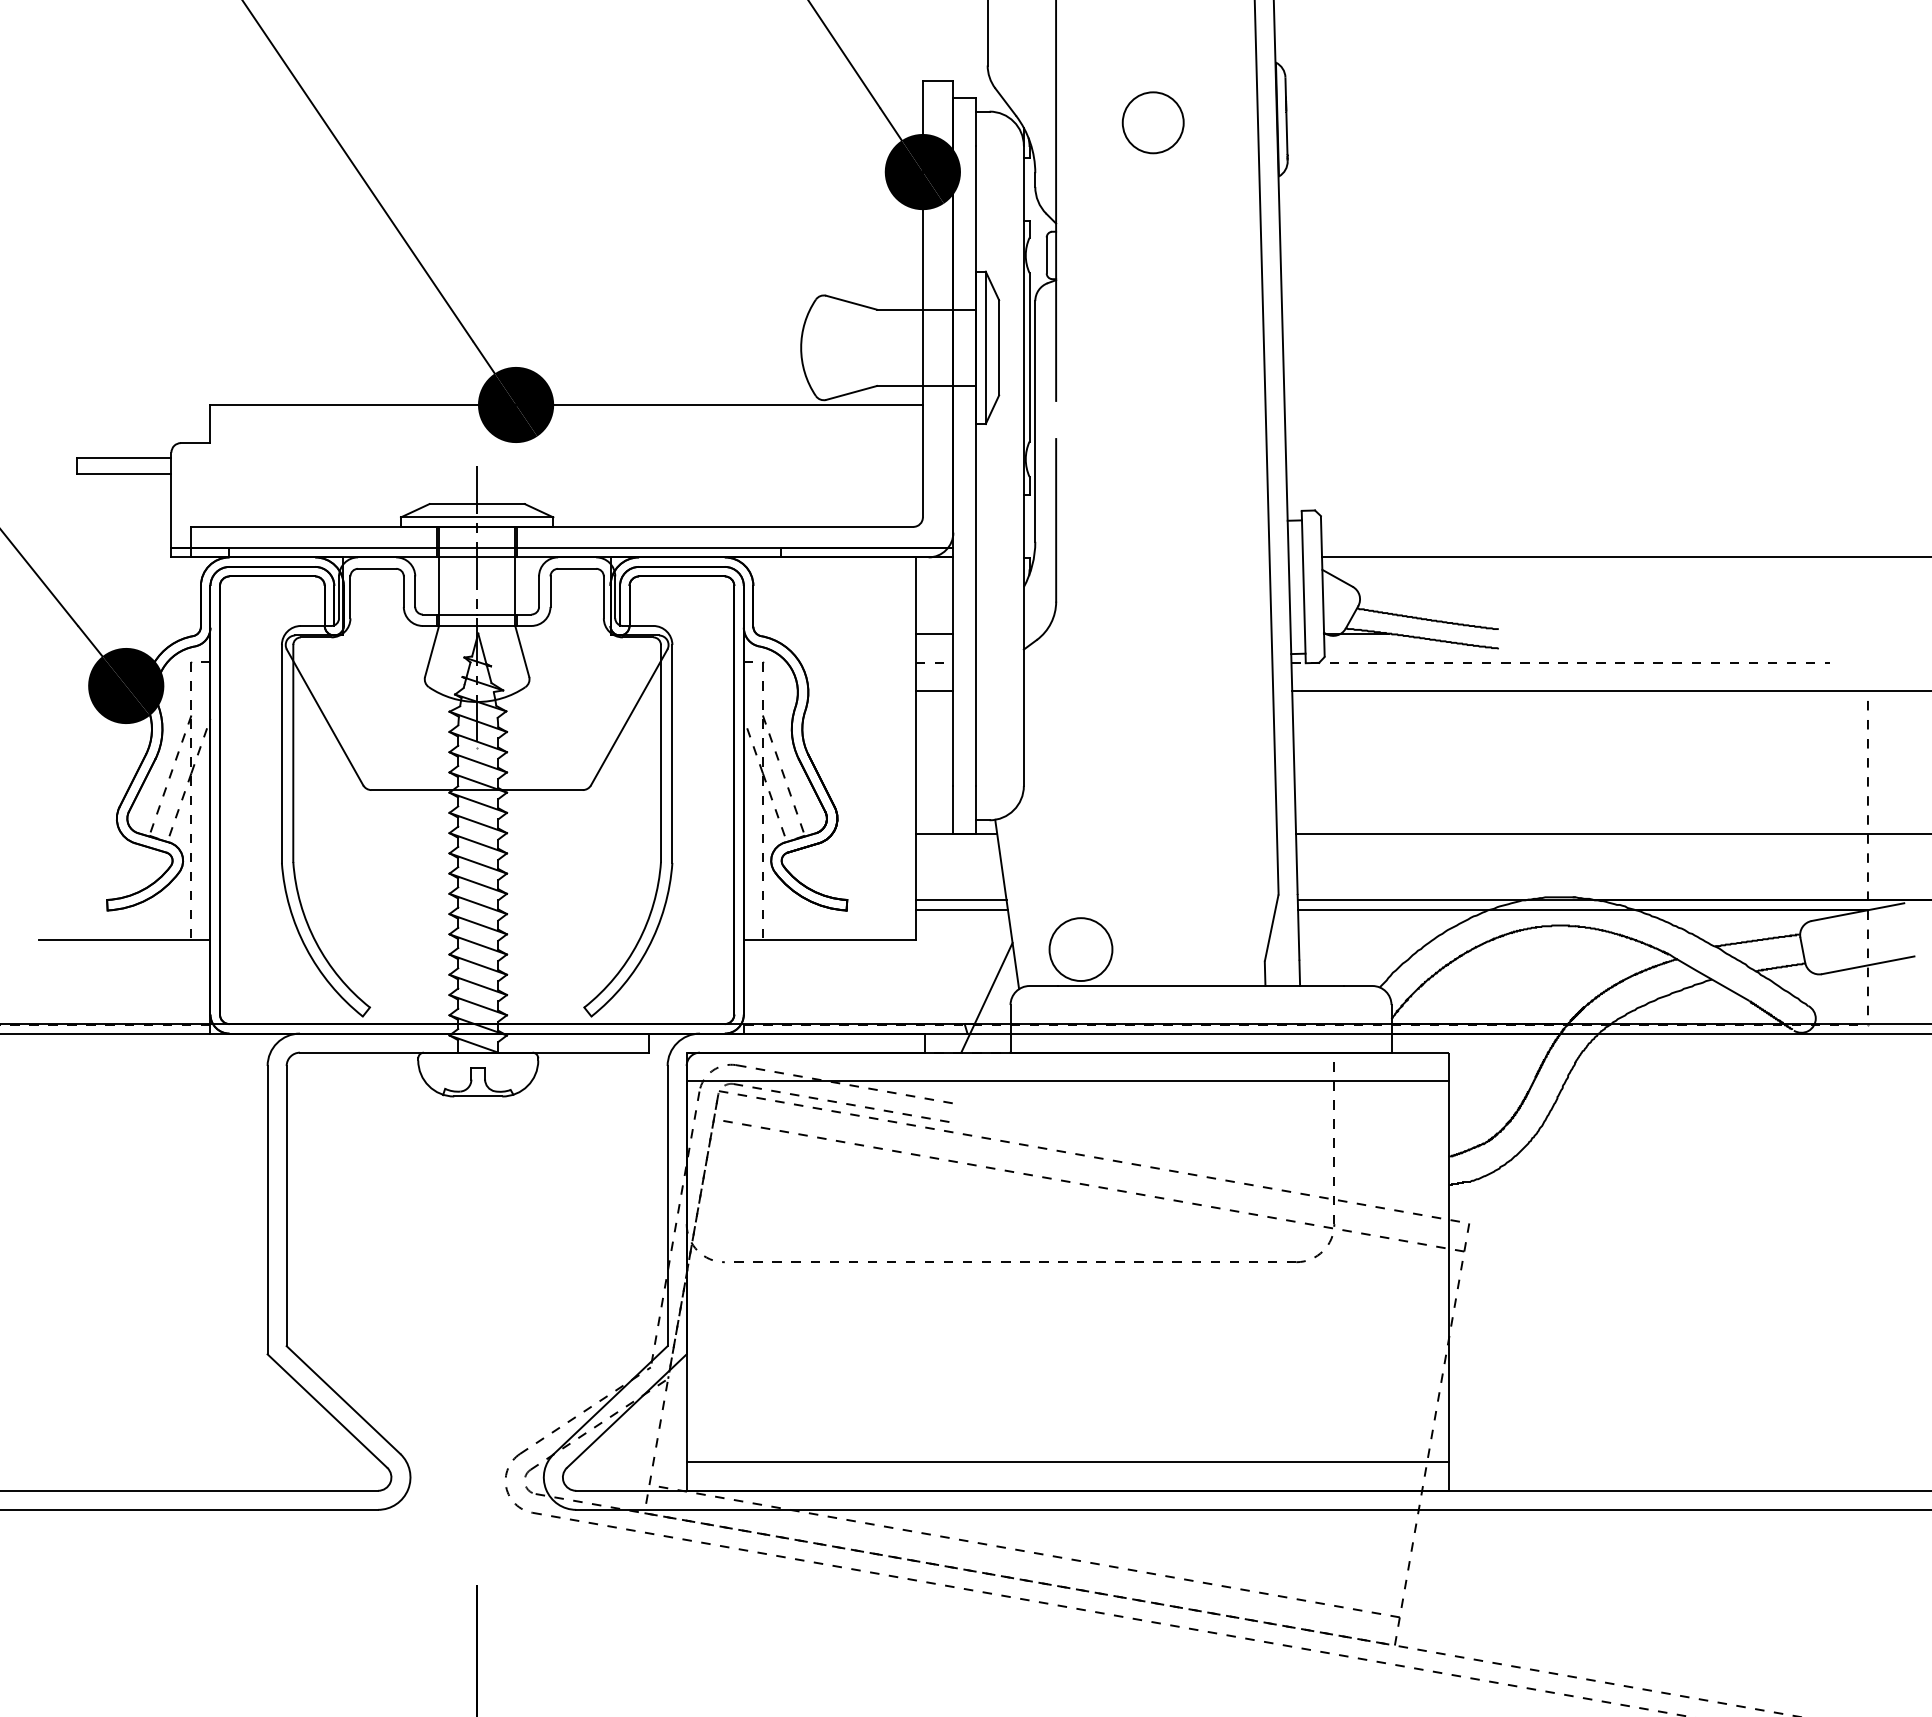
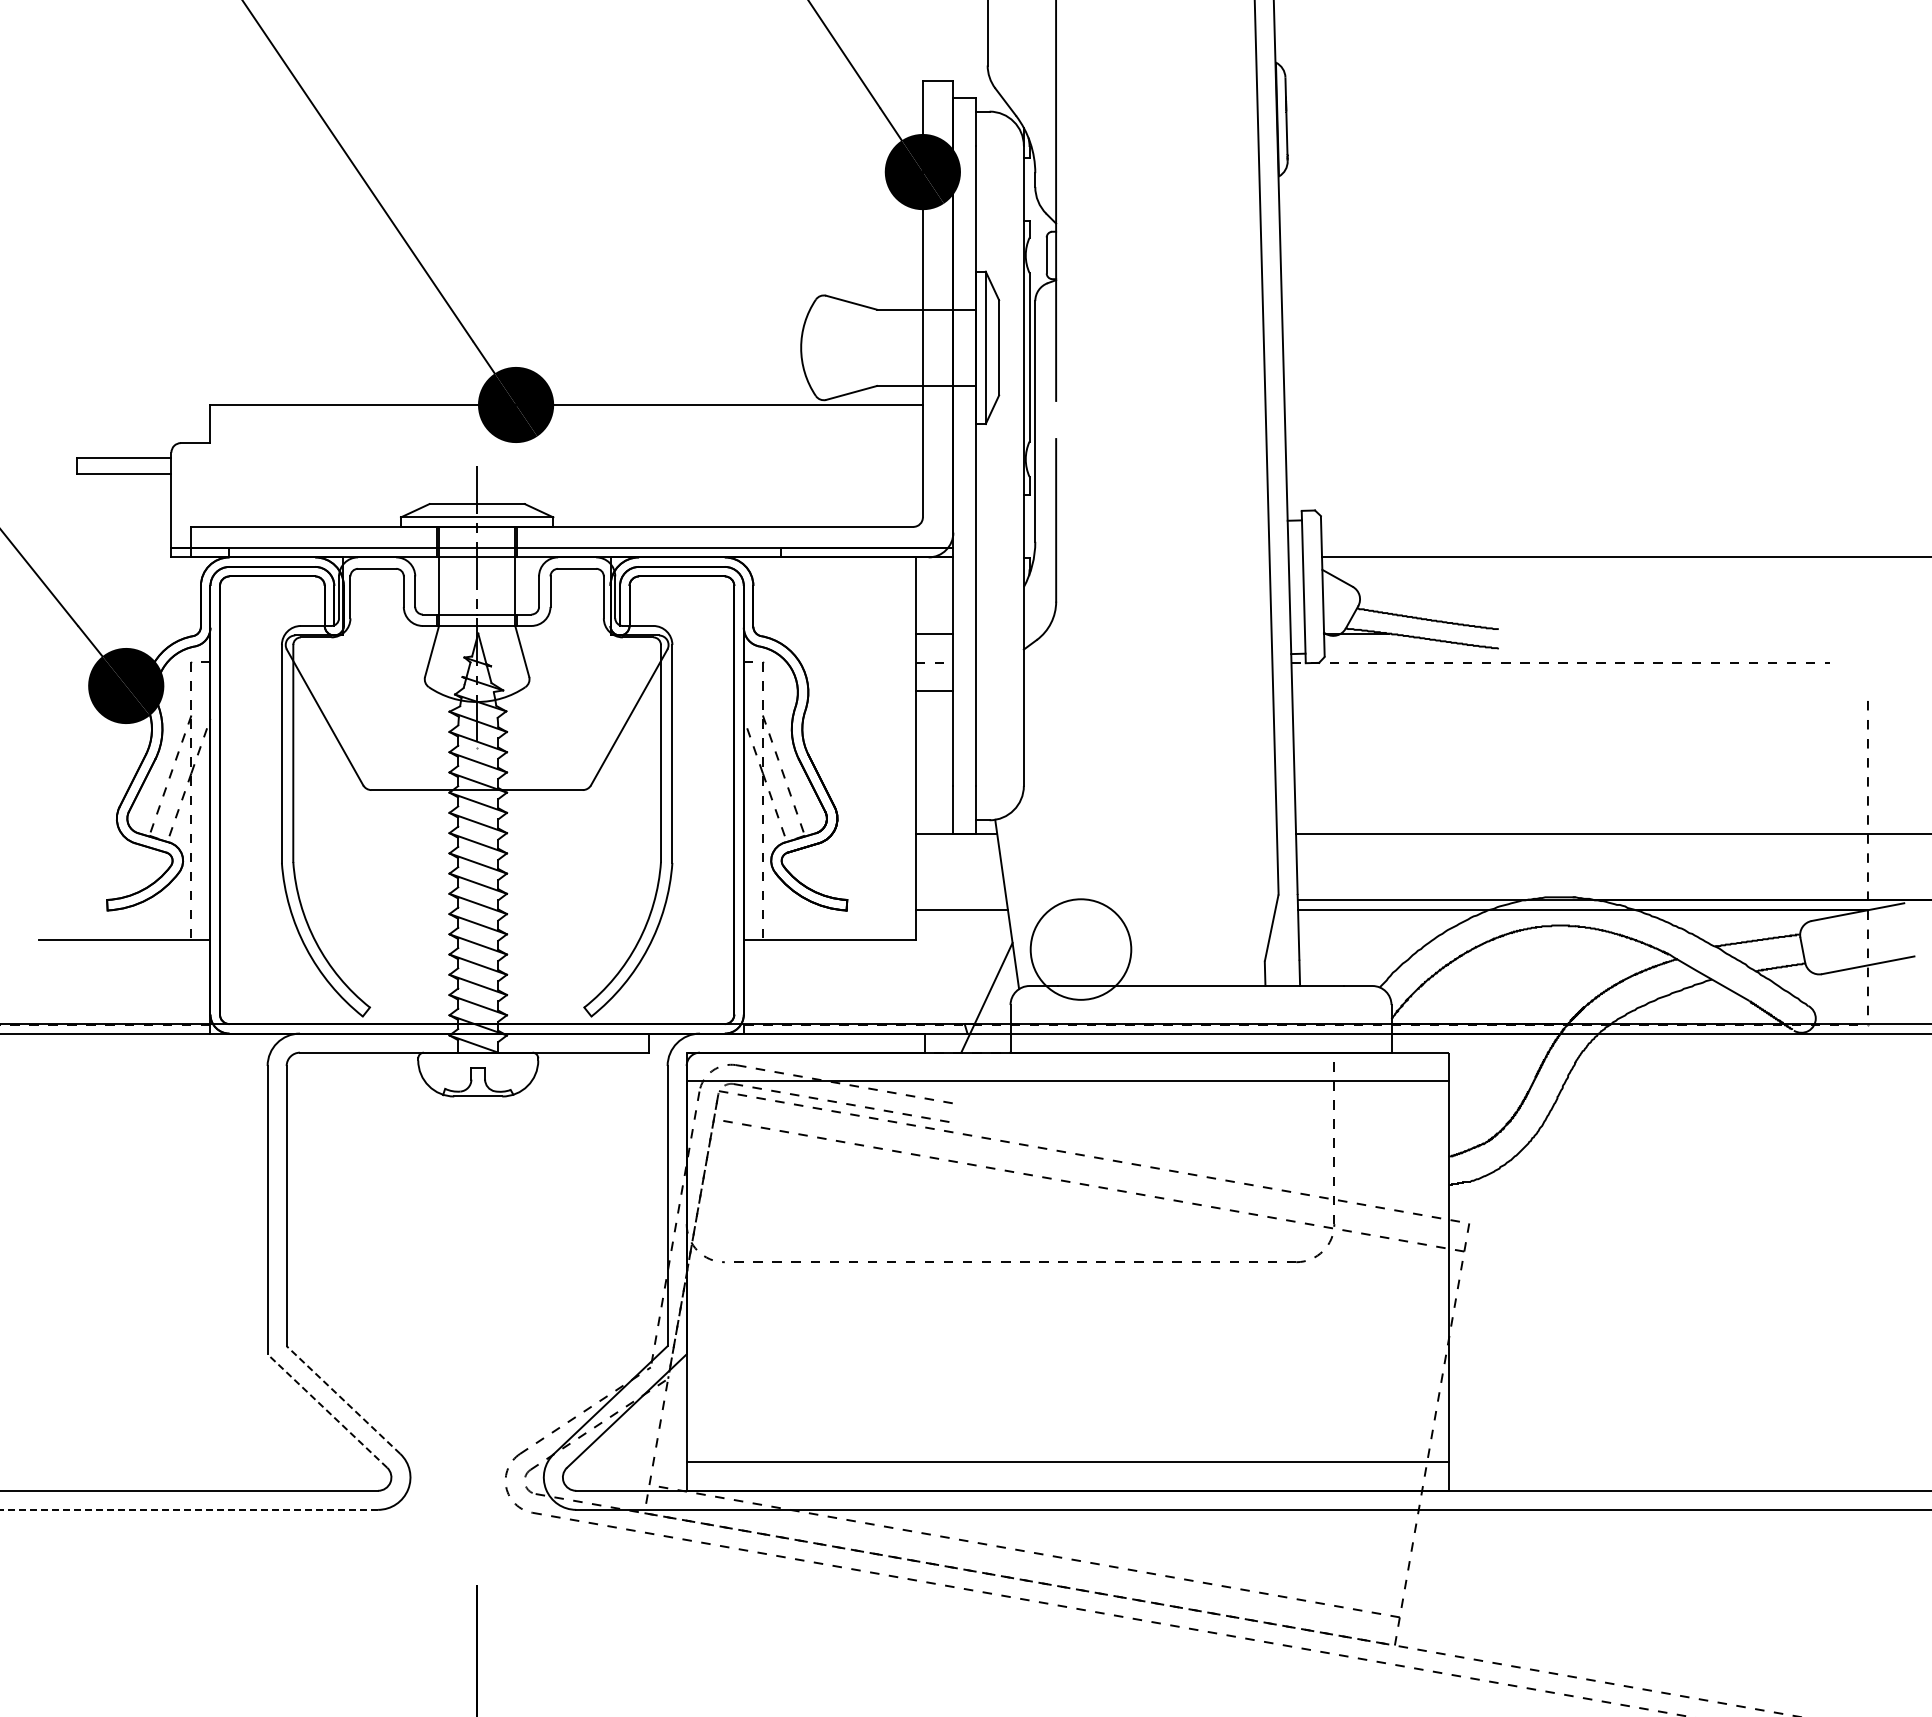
circle: present -> none (1152, 122)
line: present -> none (1610, 690)
line: present -> none (960, 899)
circle diameter: 63 px -> 101 px (1080, 949)
line: solid -> dashed (343, 1399)
line: solid -> dashed (327, 1410)
line: solid -> dashed (189, 1509)
